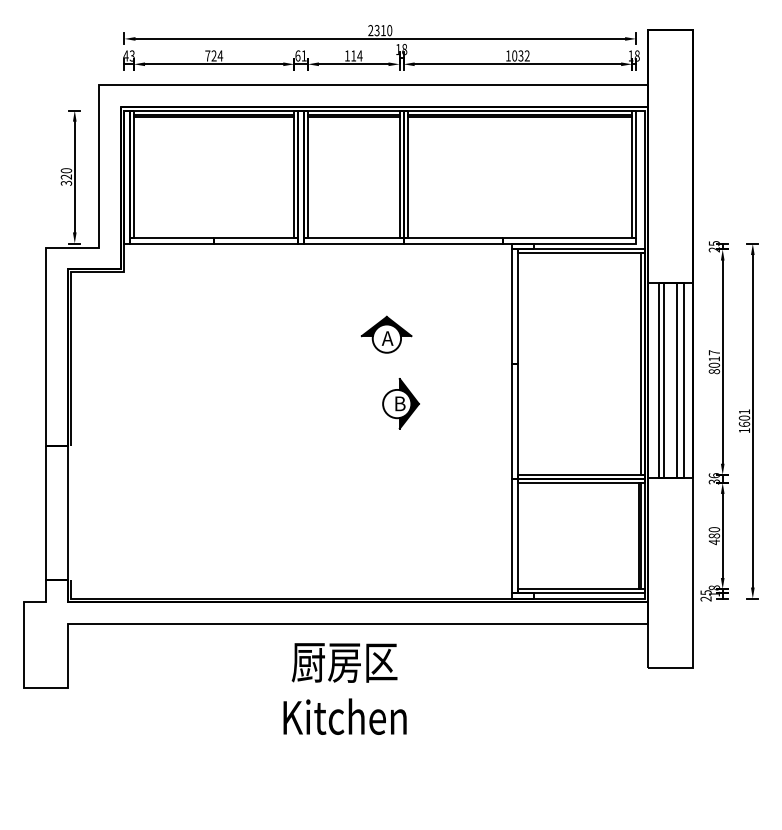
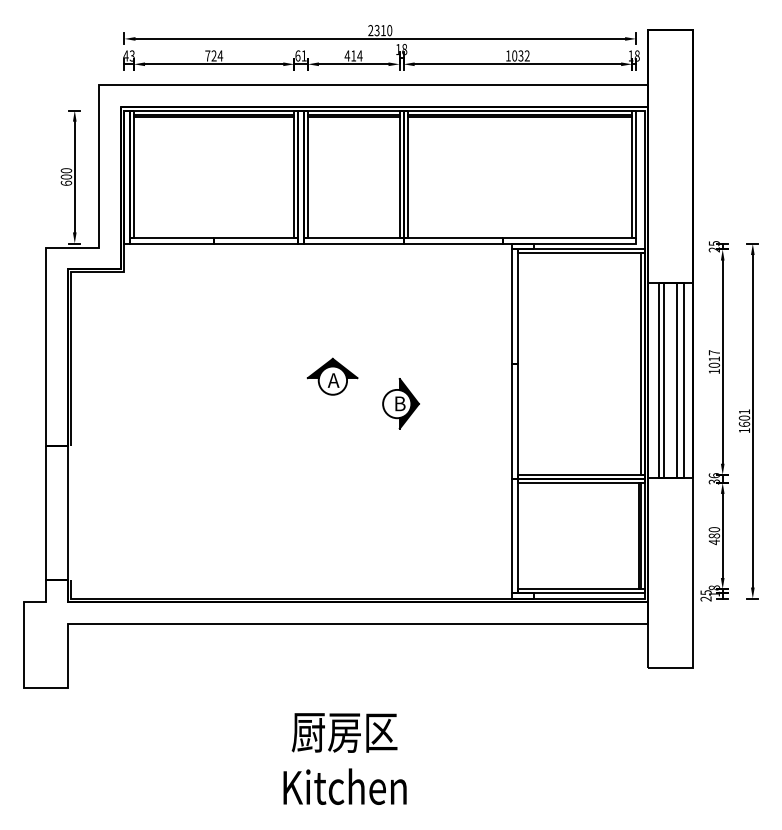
text: 114 -> 414 (347, 55)
text: 320 -> 600 (66, 179)
part position: (386, 334) -> (332, 376) (332, 376)
text: 8017 -> 1017 (714, 371)
text position: (344, 688) -> (344, 758) (344, 758)
